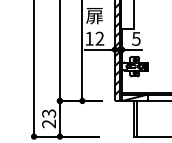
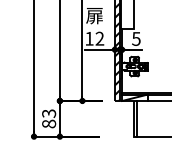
text: 23 -> 83 (49, 123)
